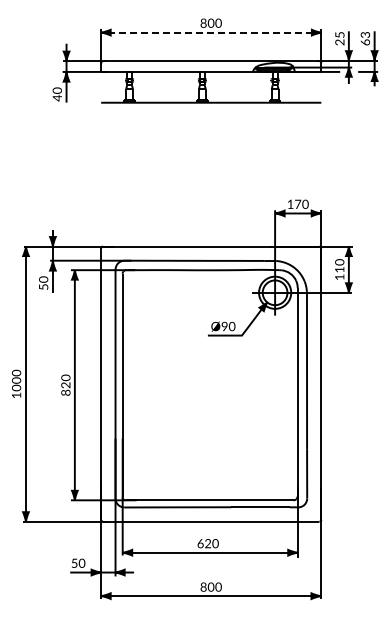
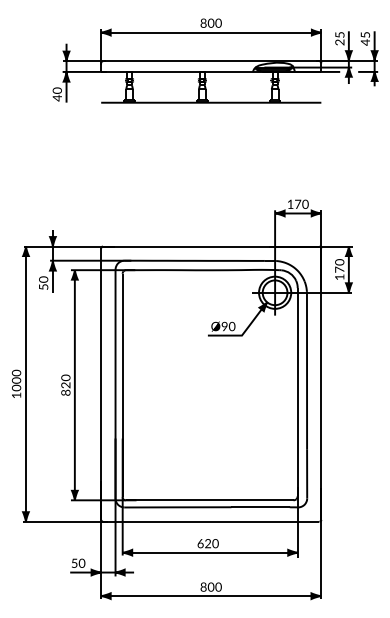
line: dashed -> solid (211, 32)
text: 63 -> 45 (365, 38)
text: 110 -> 170 (339, 269)
